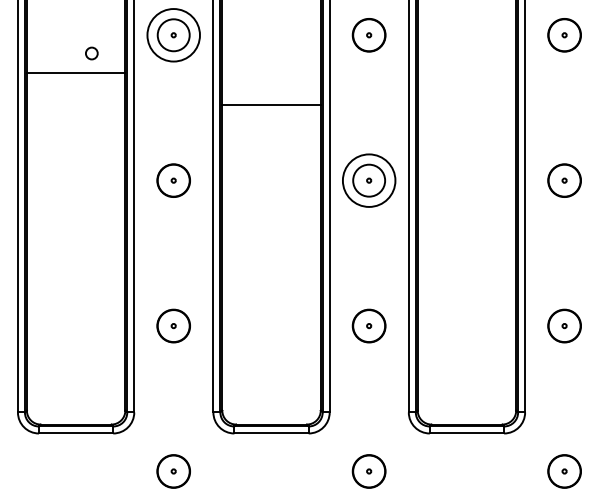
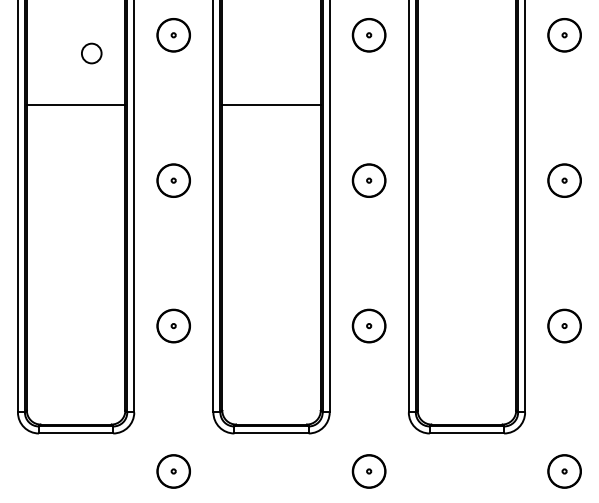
circle diameter: 53 px -> 33 px (173, 34)
circle size: 14x15 px -> 22x23 px (91, 53)
line position: (75, 72) -> (75, 104) (75, 104)
circle diameter: 53 px -> 33 px (368, 180)
